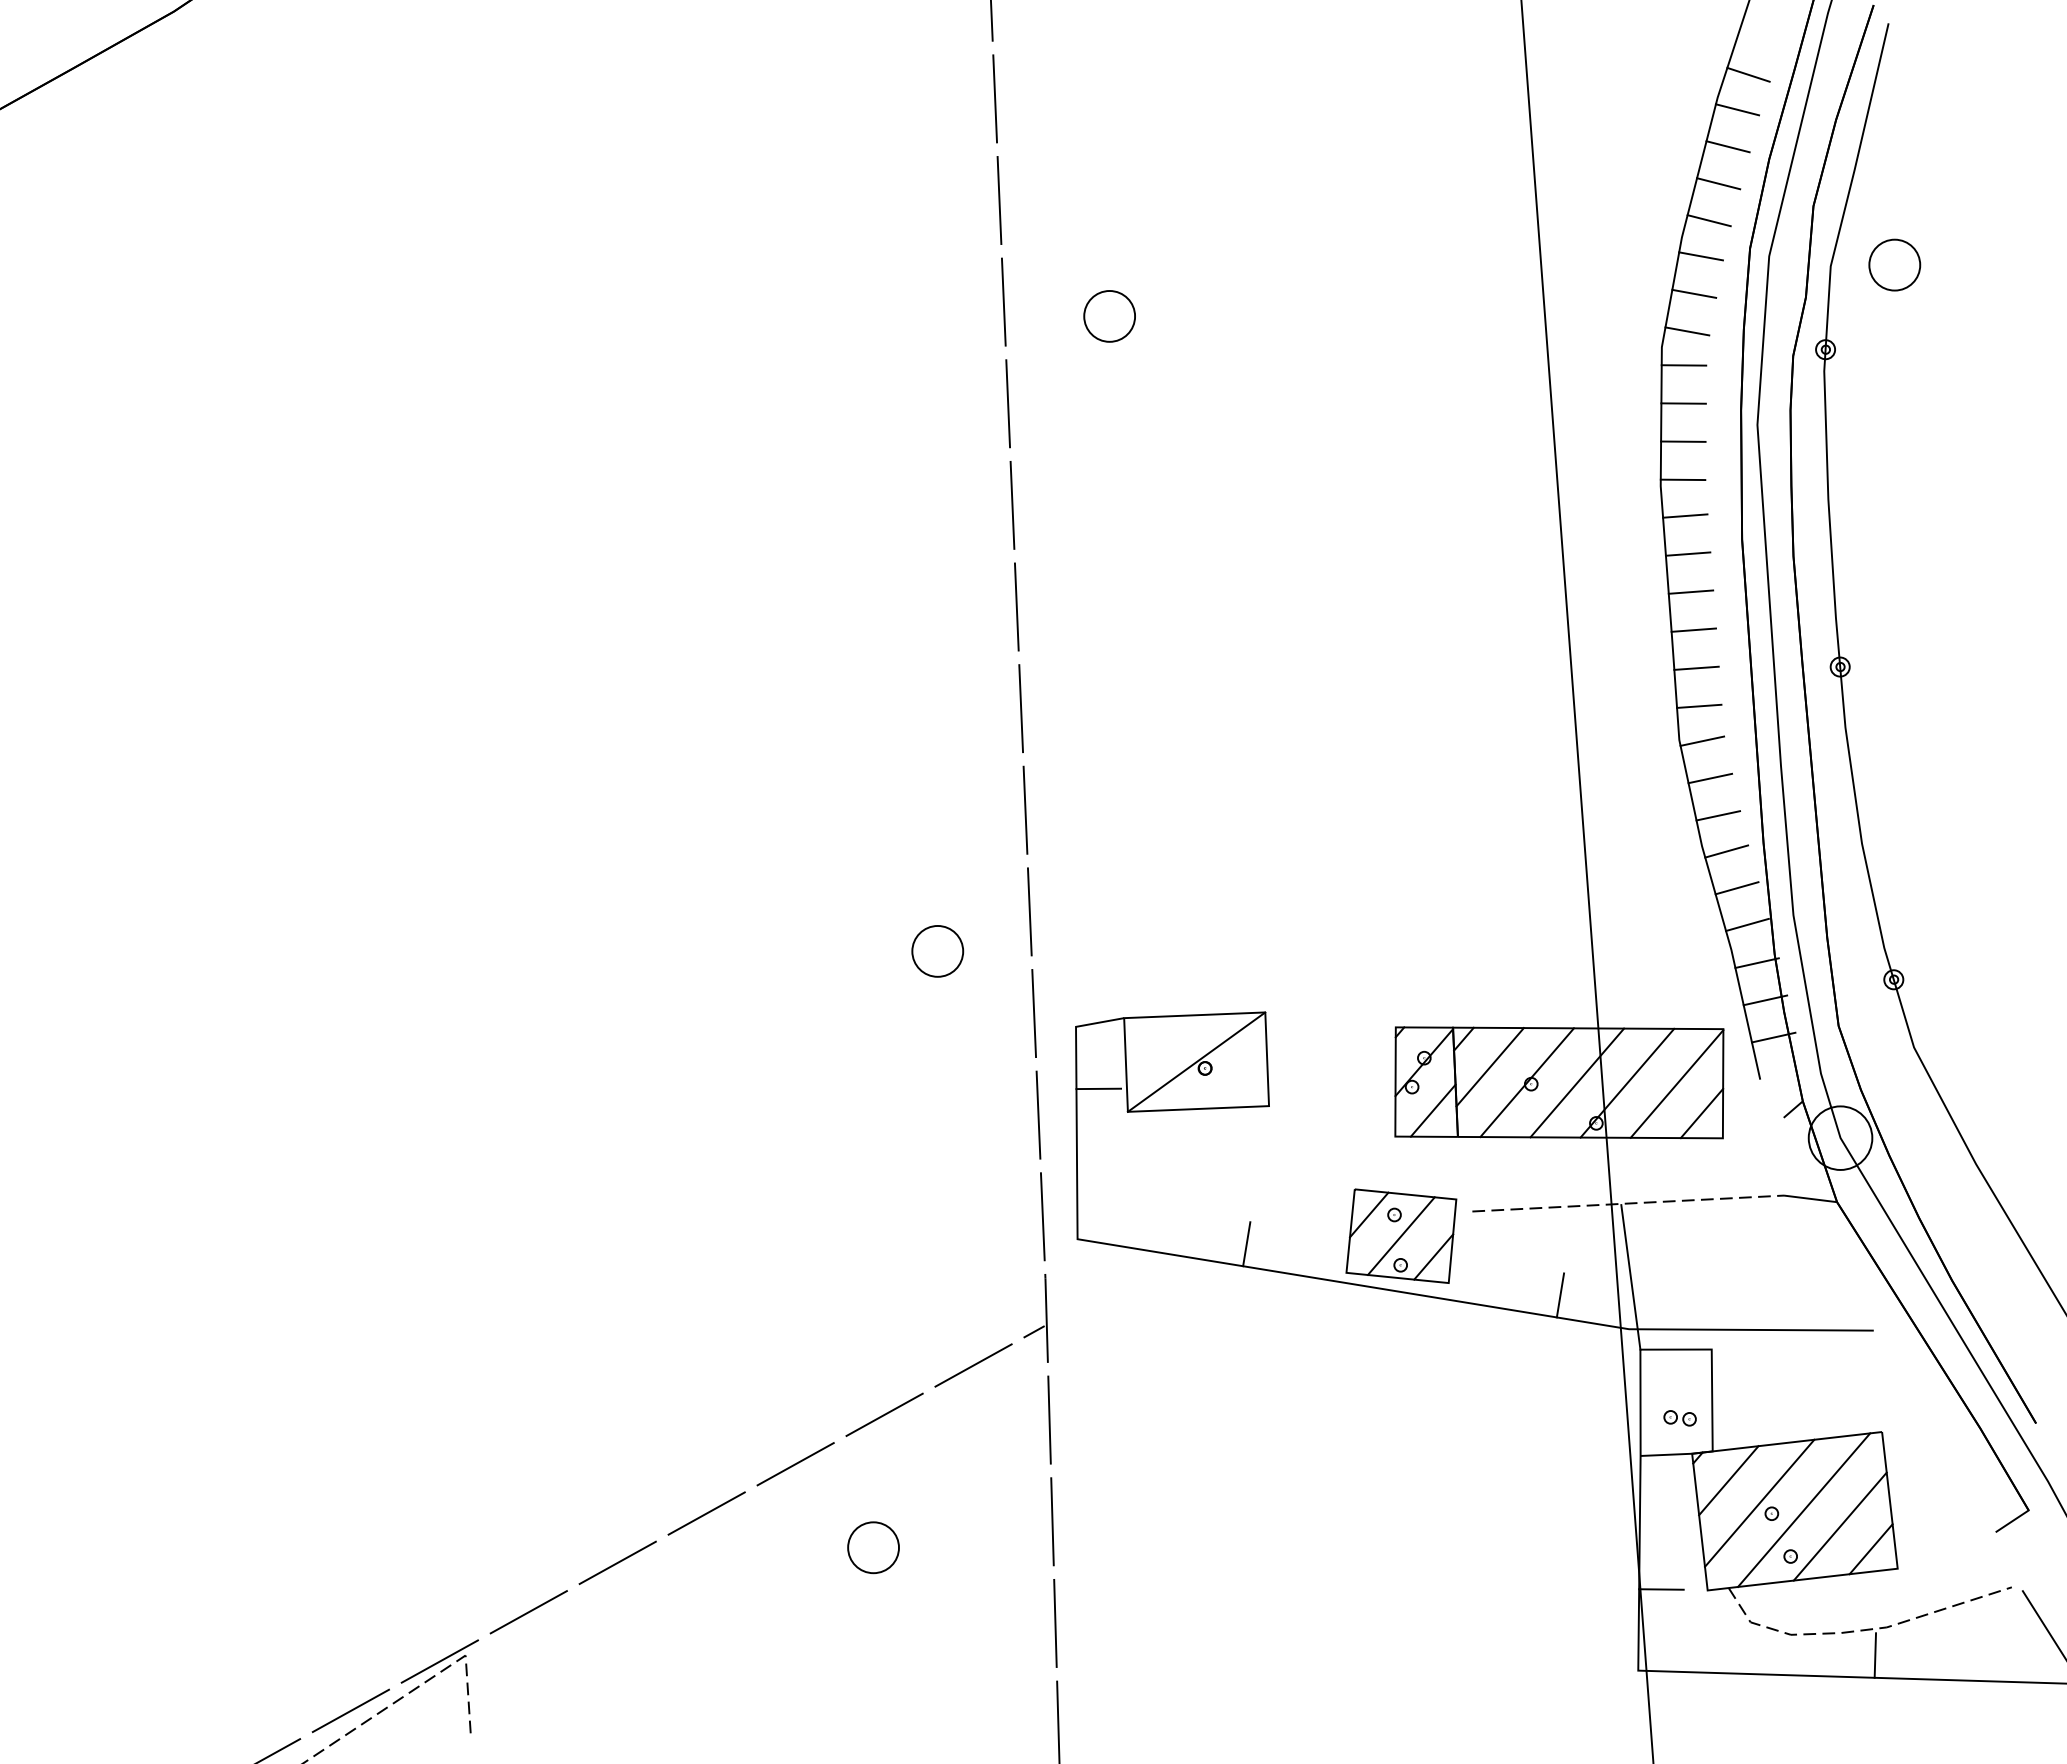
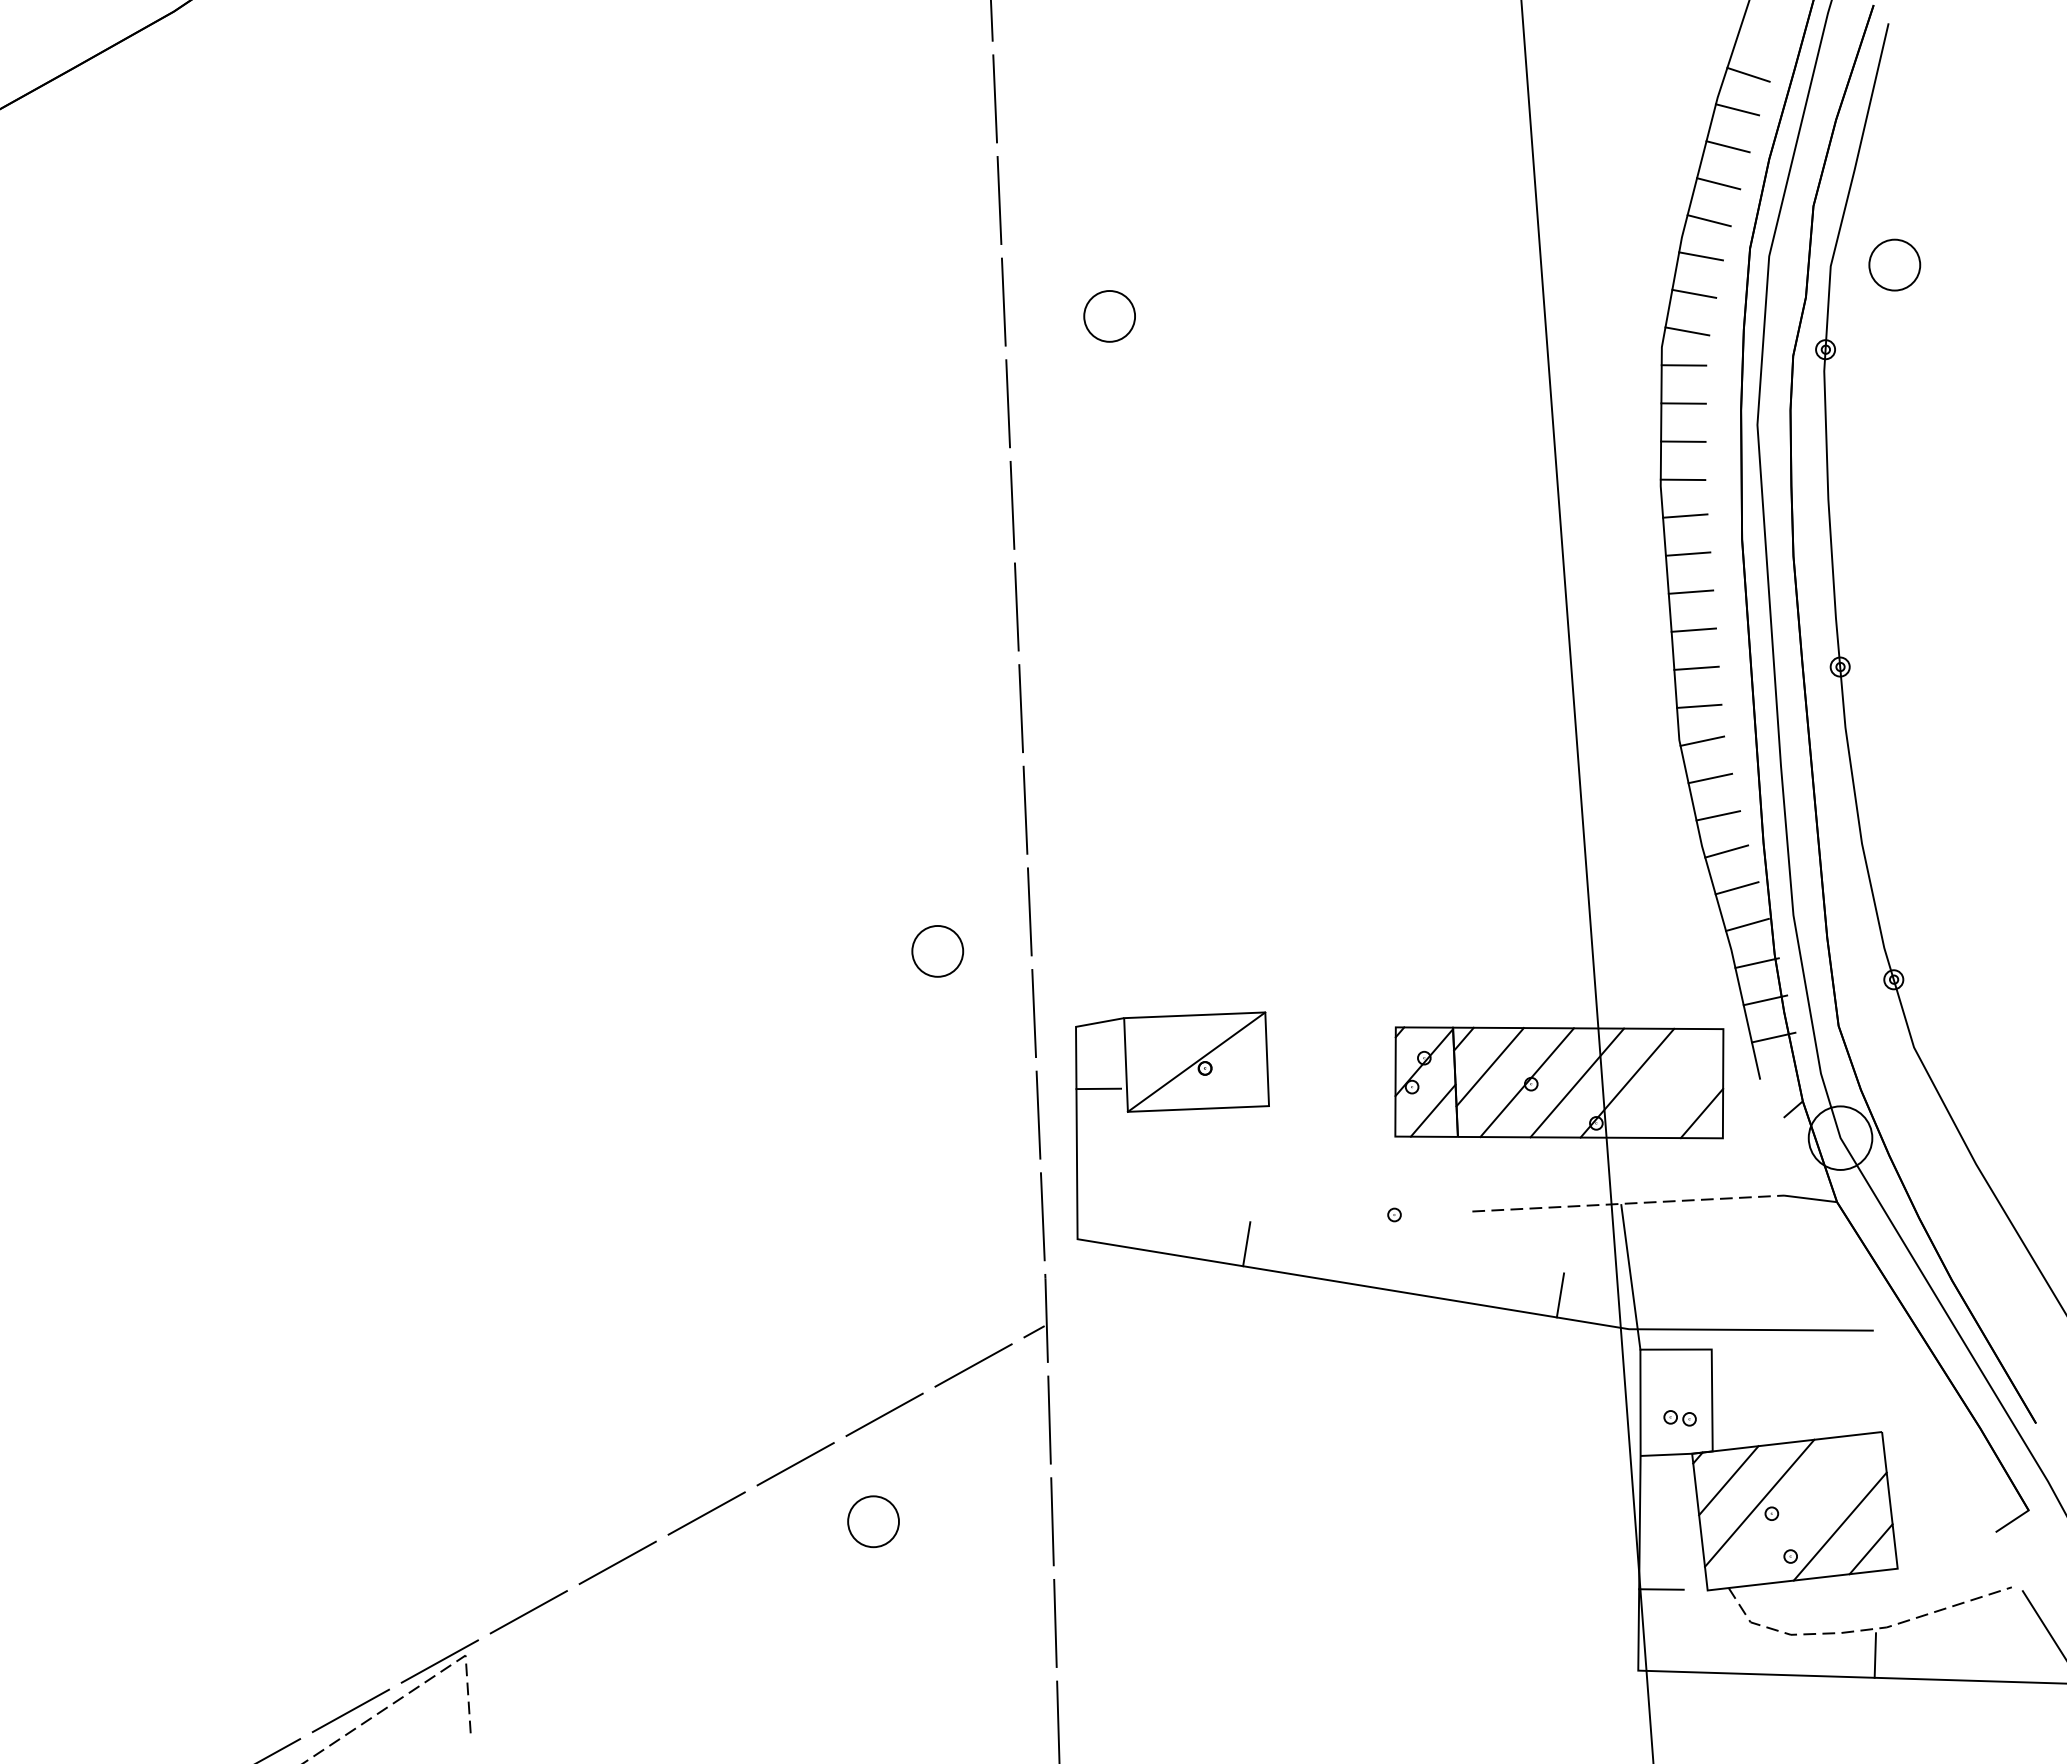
line: present -> none (1676, 1083)
part: present -> none (1401, 1235)
line: present -> none (1803, 1509)
part position: (873, 1547) -> (873, 1521) (873, 1521)
